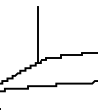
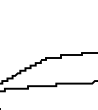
line: present -> none (38, 34)
